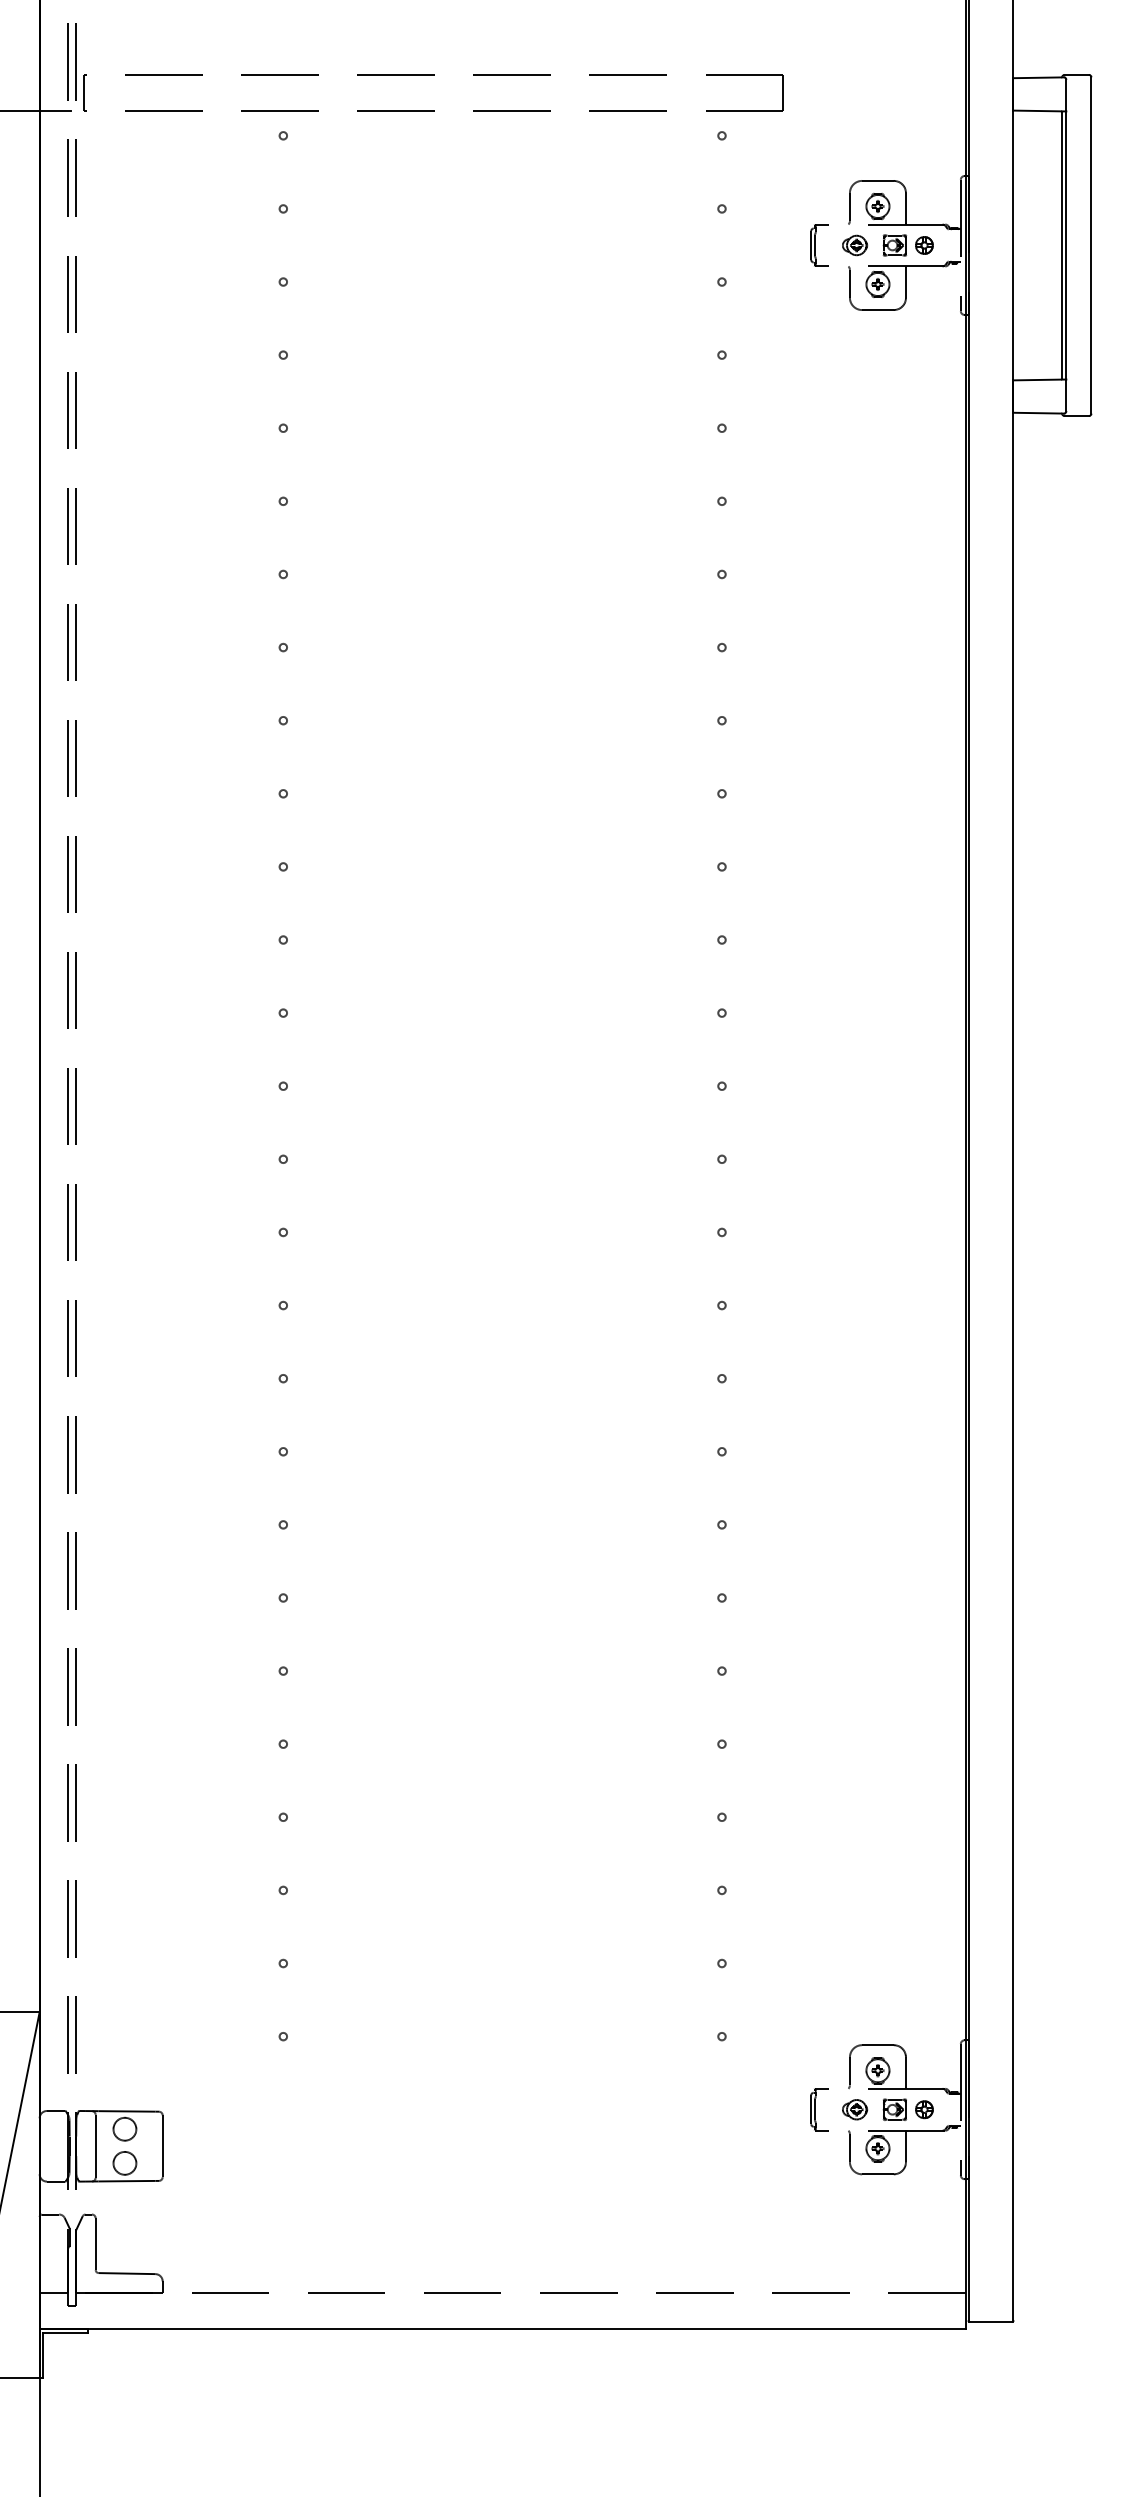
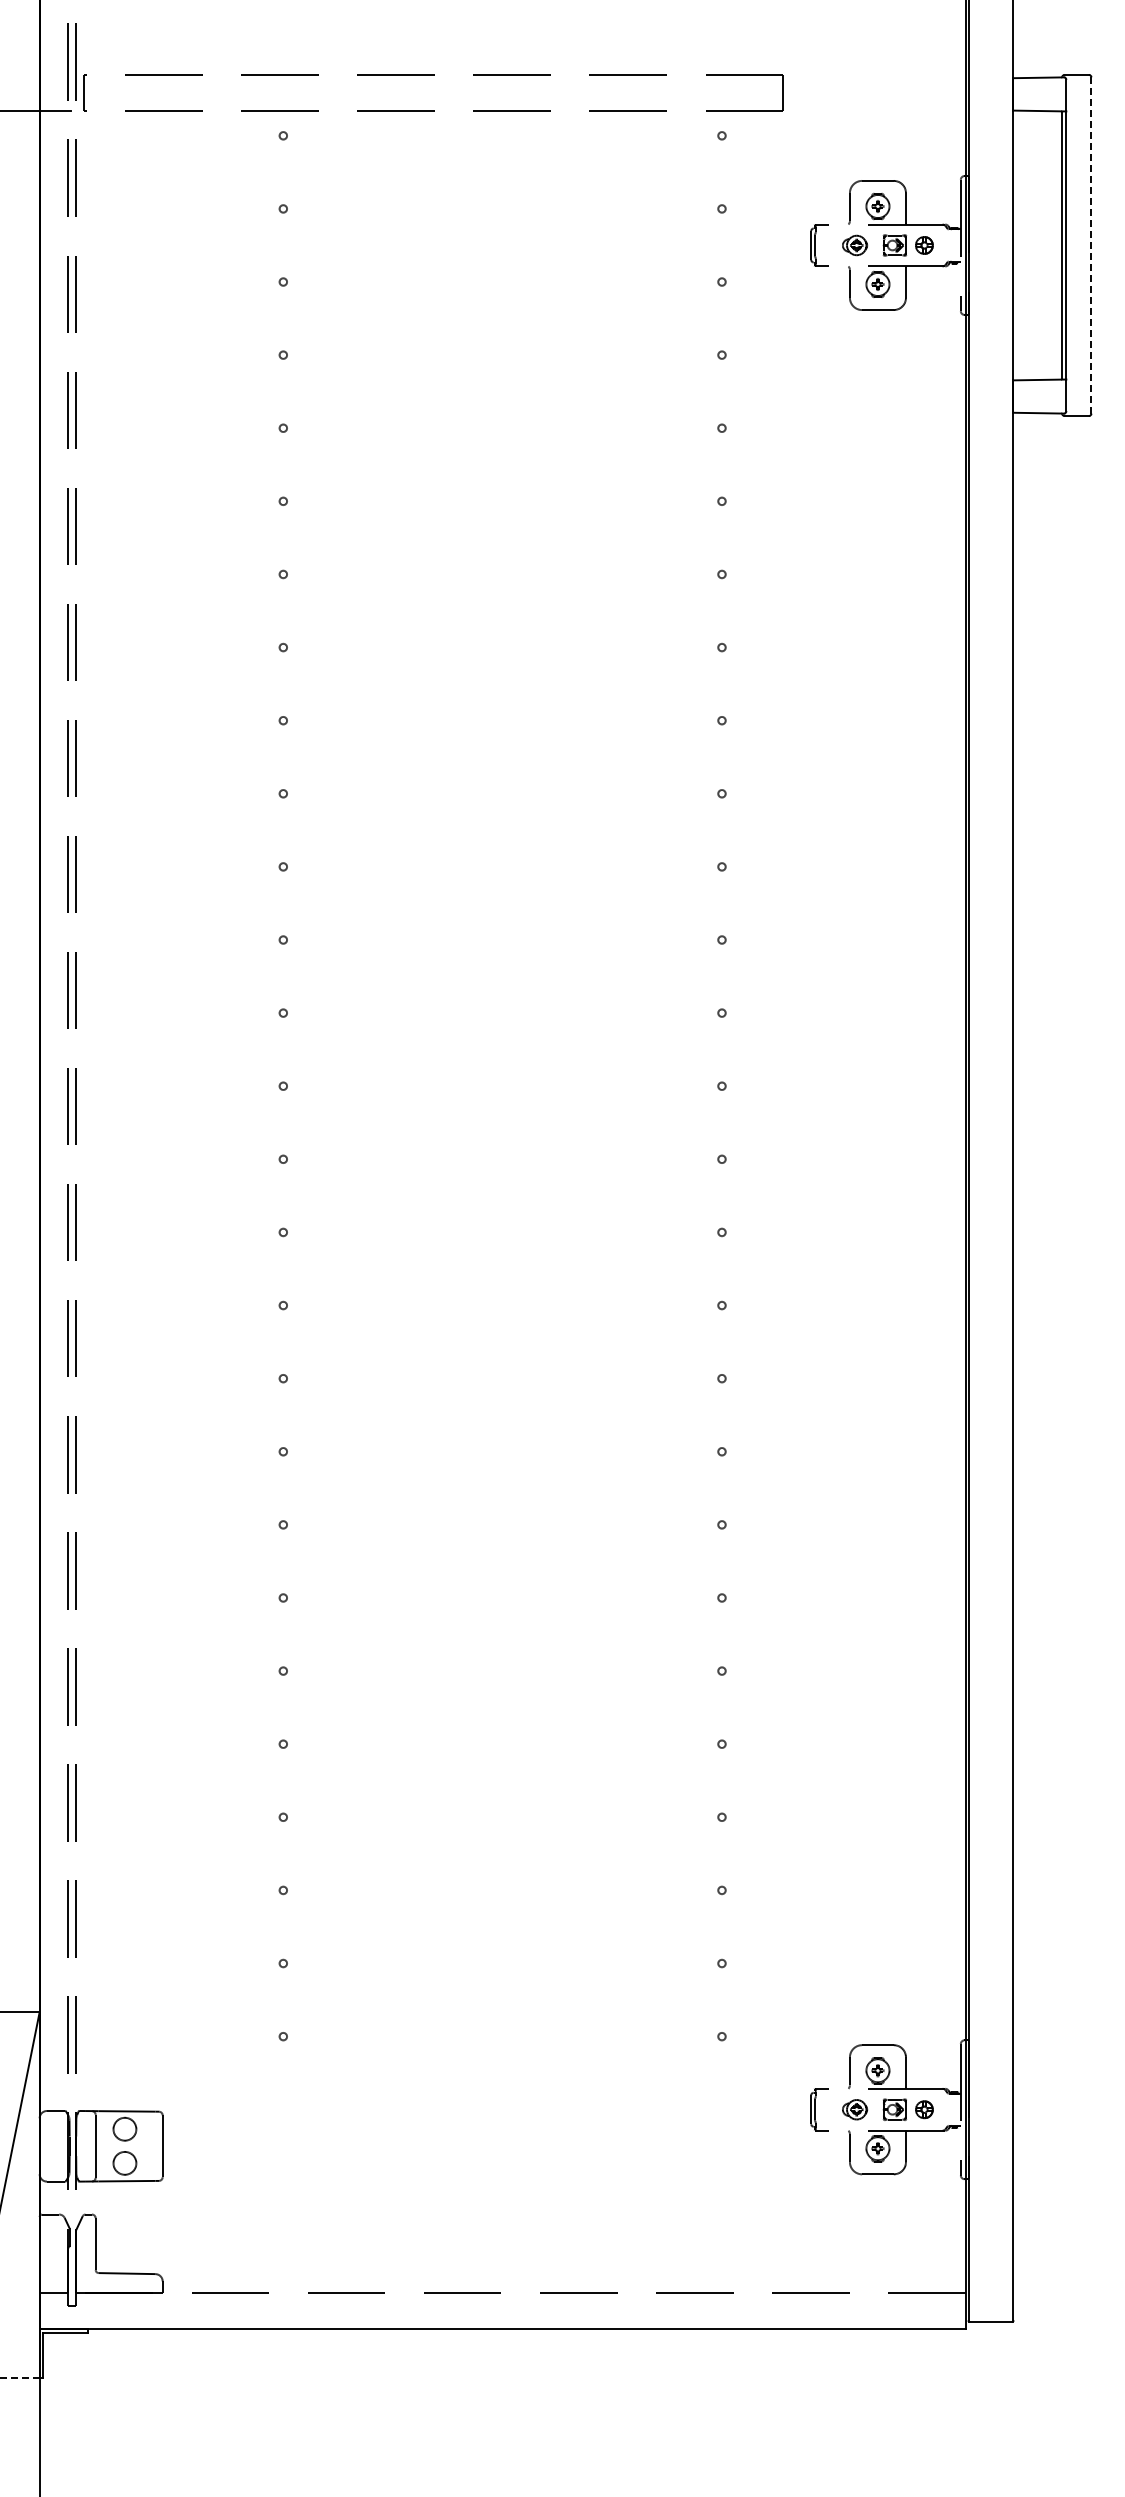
line: solid -> dashed (1091, 245)
line: solid -> dashed (19, 2377)
